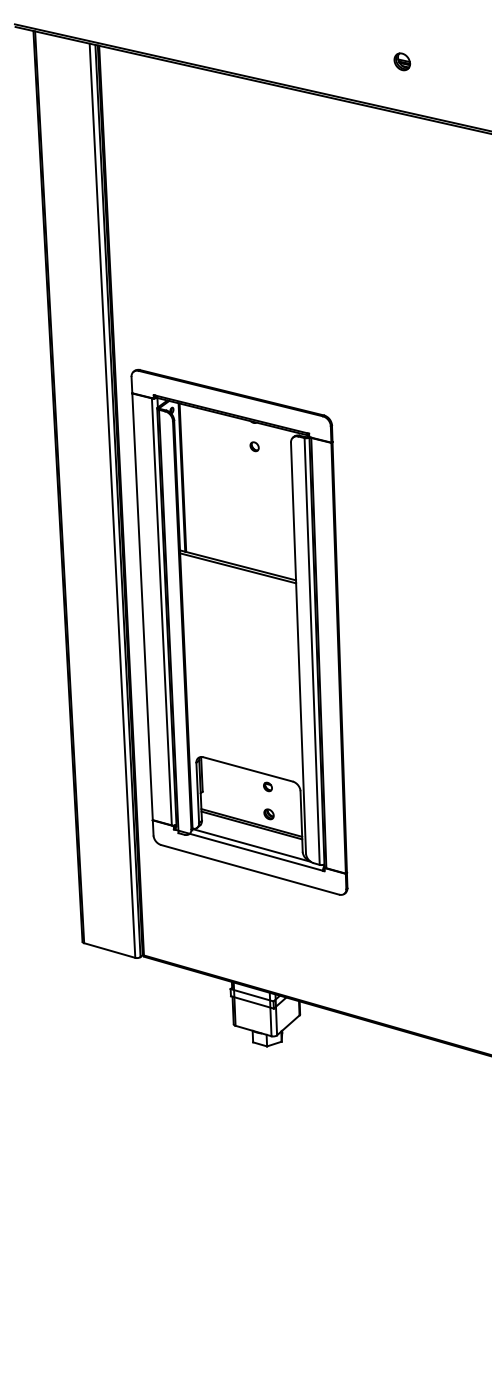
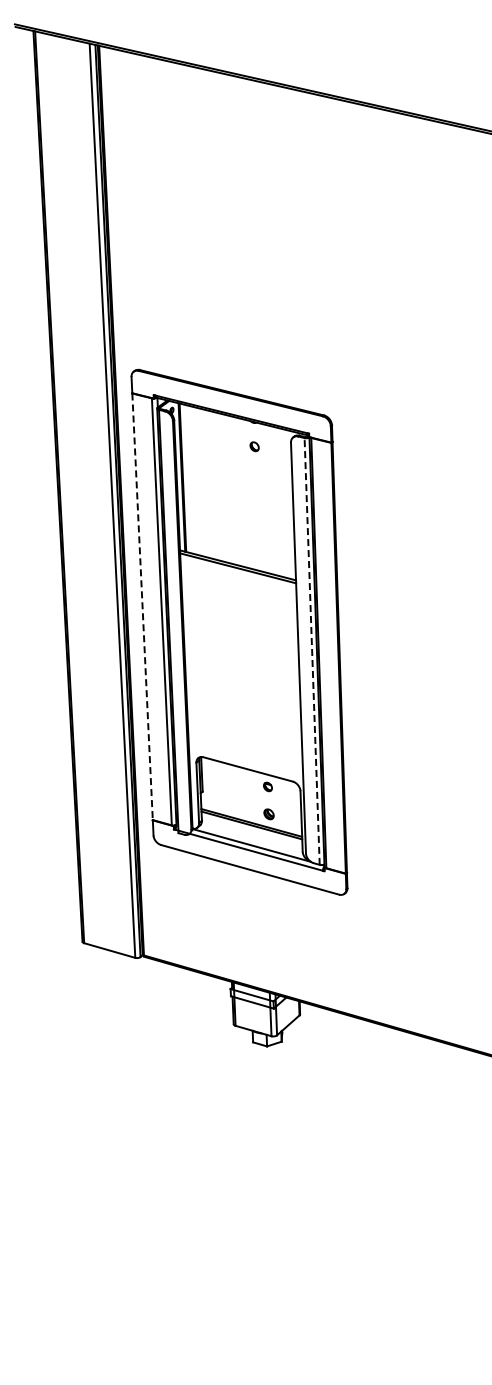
part: present -> none (402, 61)
line: solid -> dashed (142, 606)
line: solid -> dashed (312, 651)
